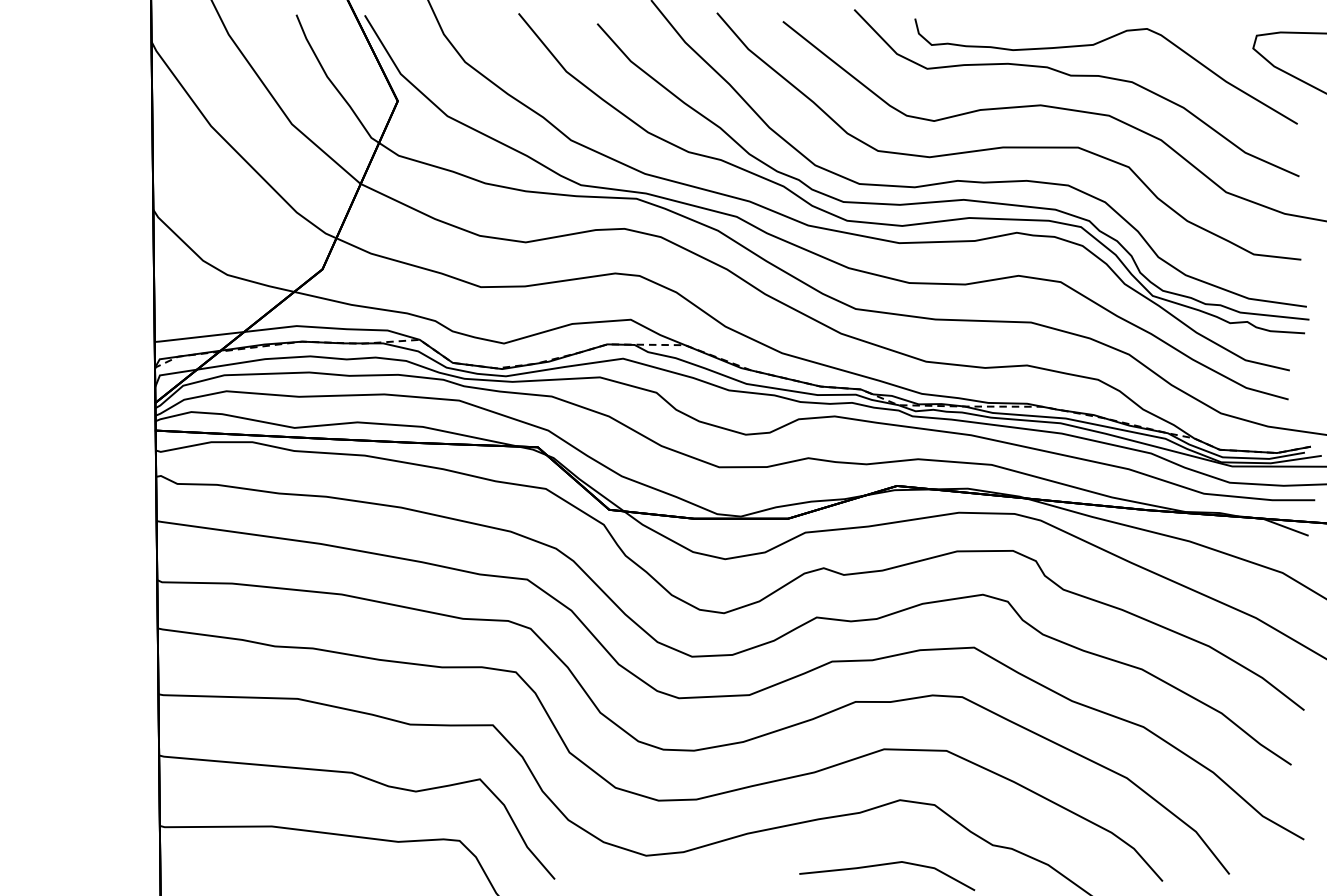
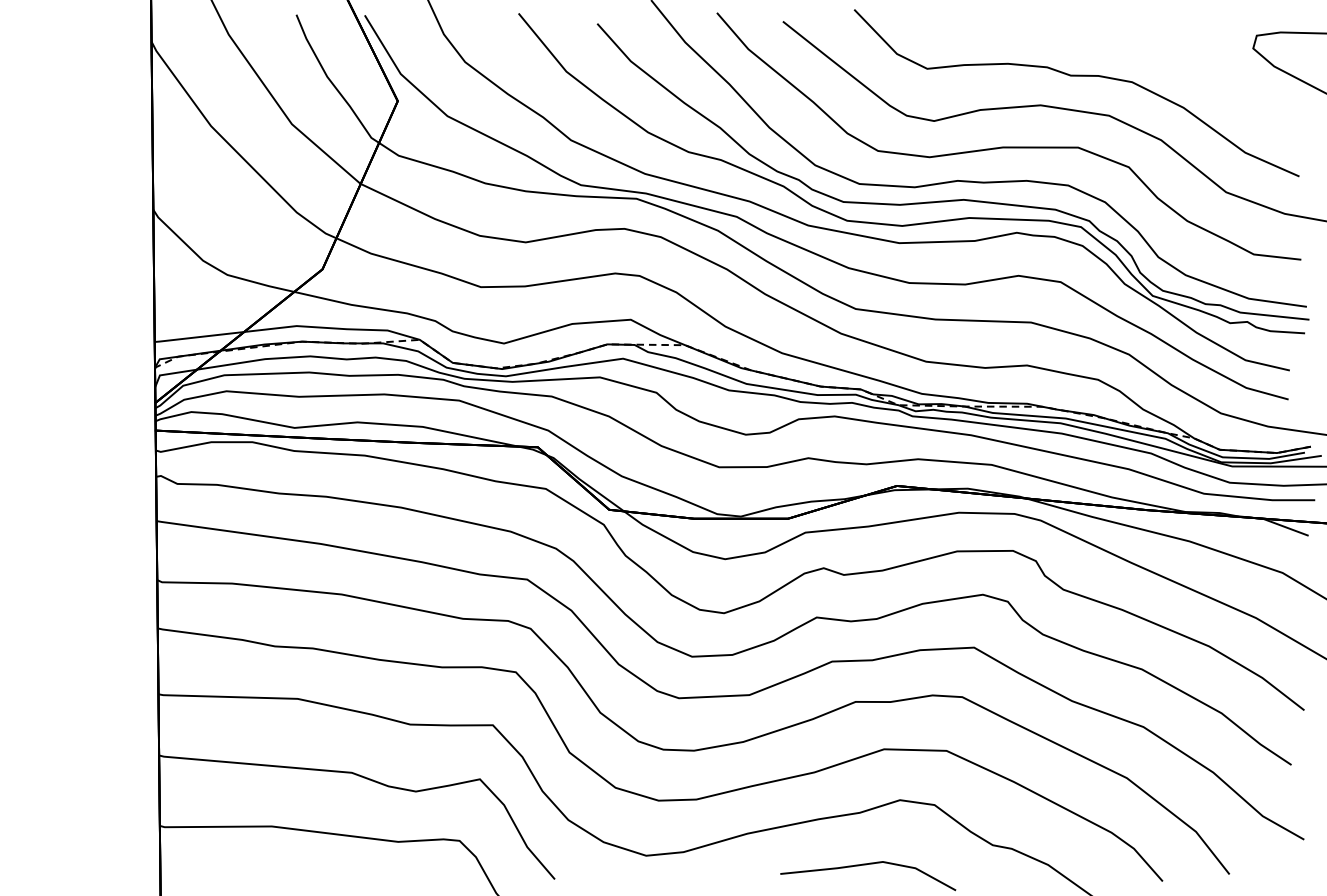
curve: present -> none (1097, 44)
line position: (885, 865) -> (866, 865) (866, 865)
